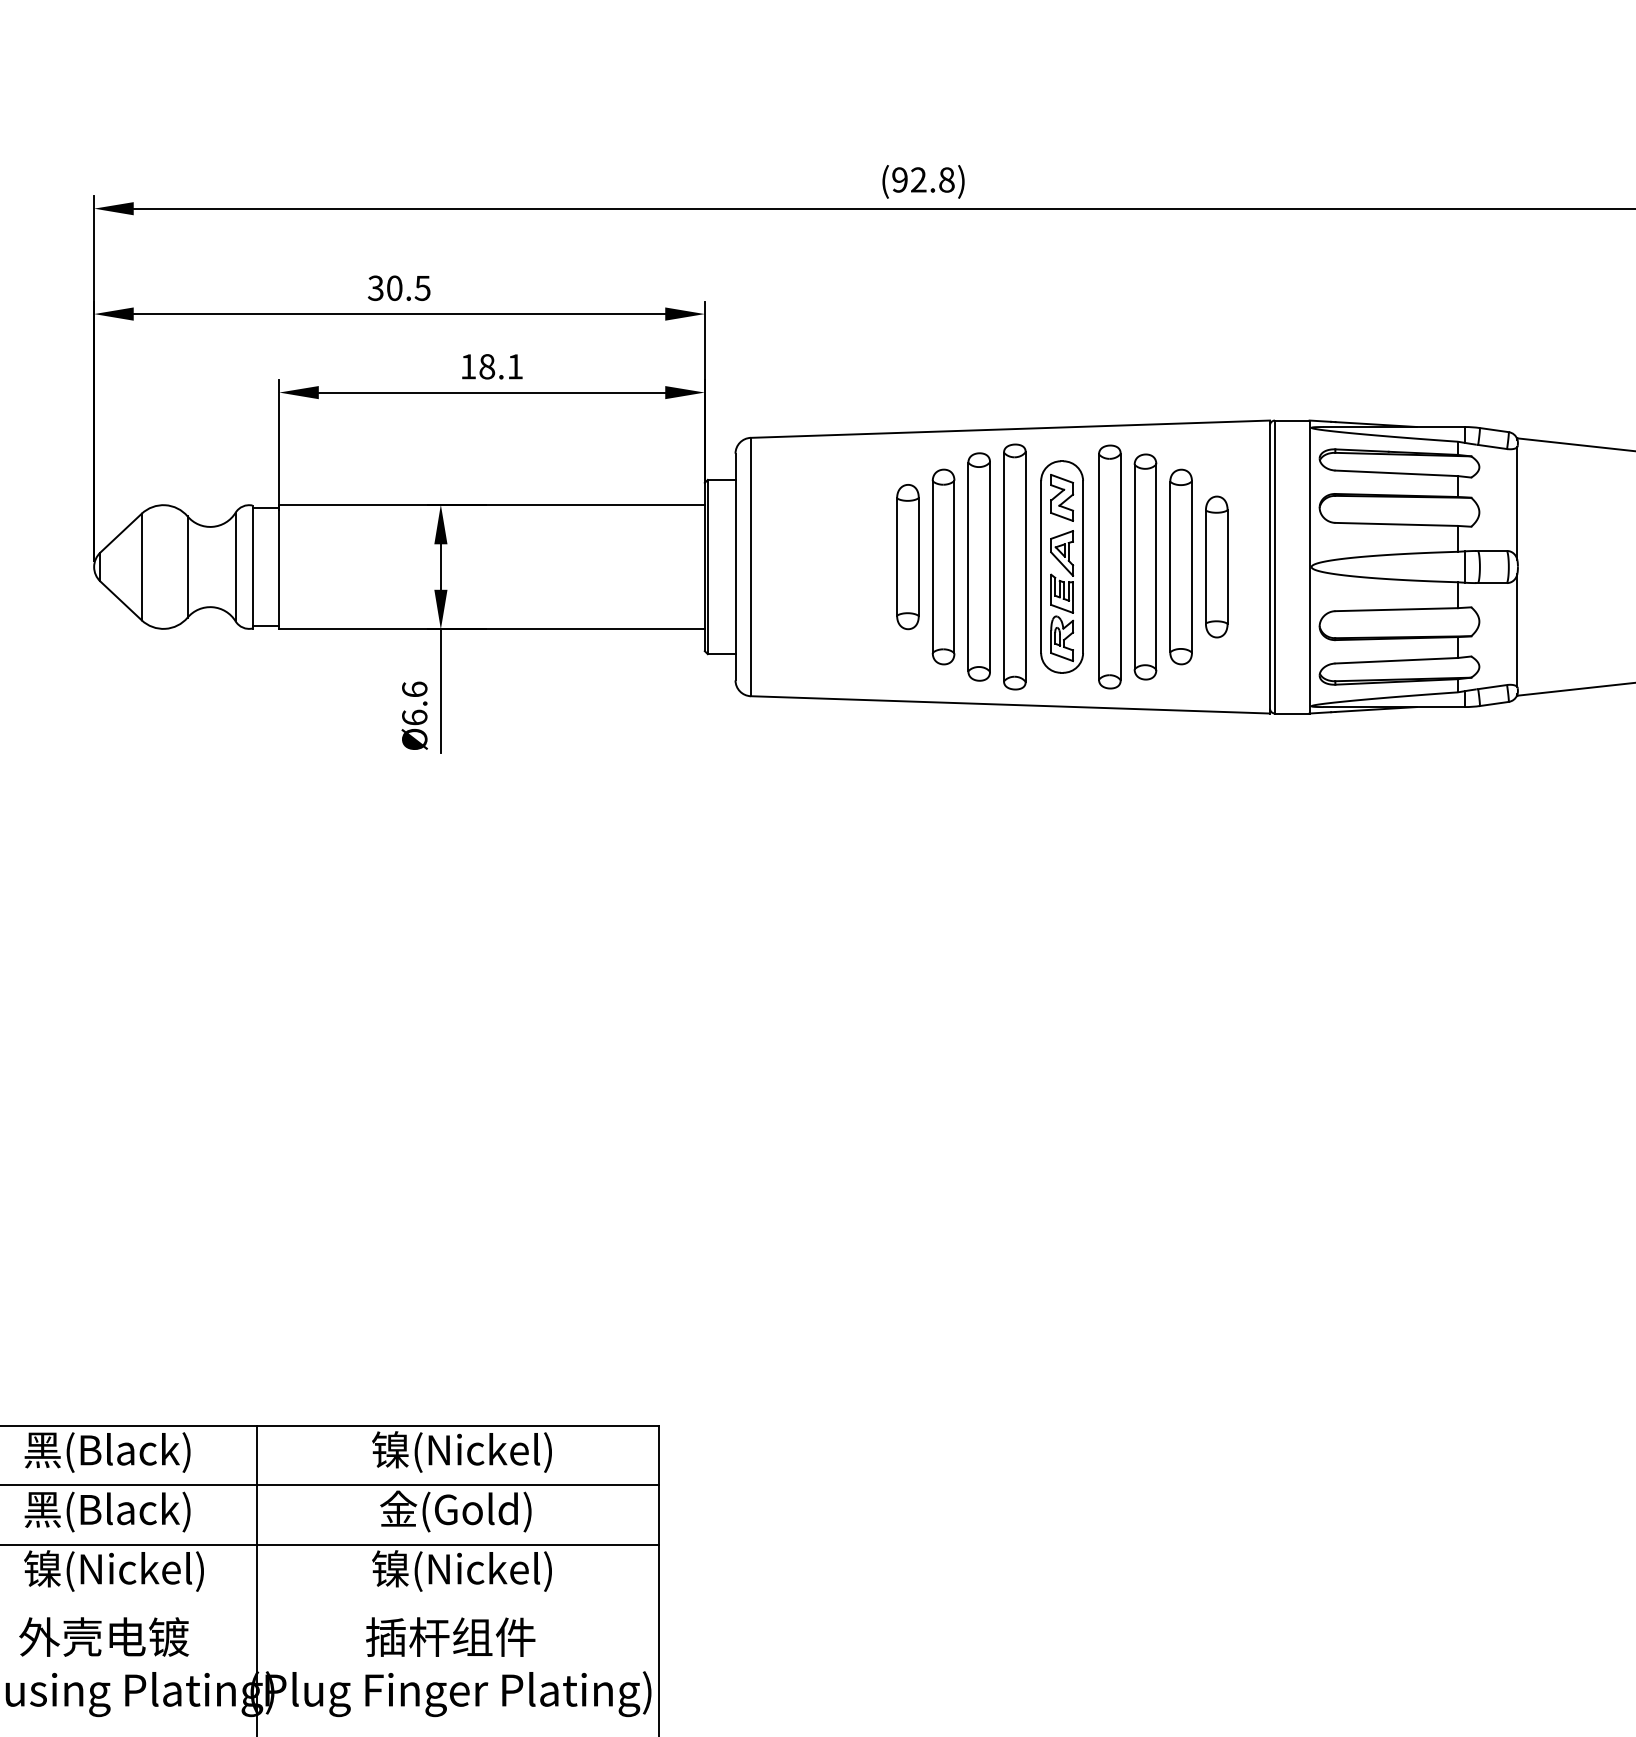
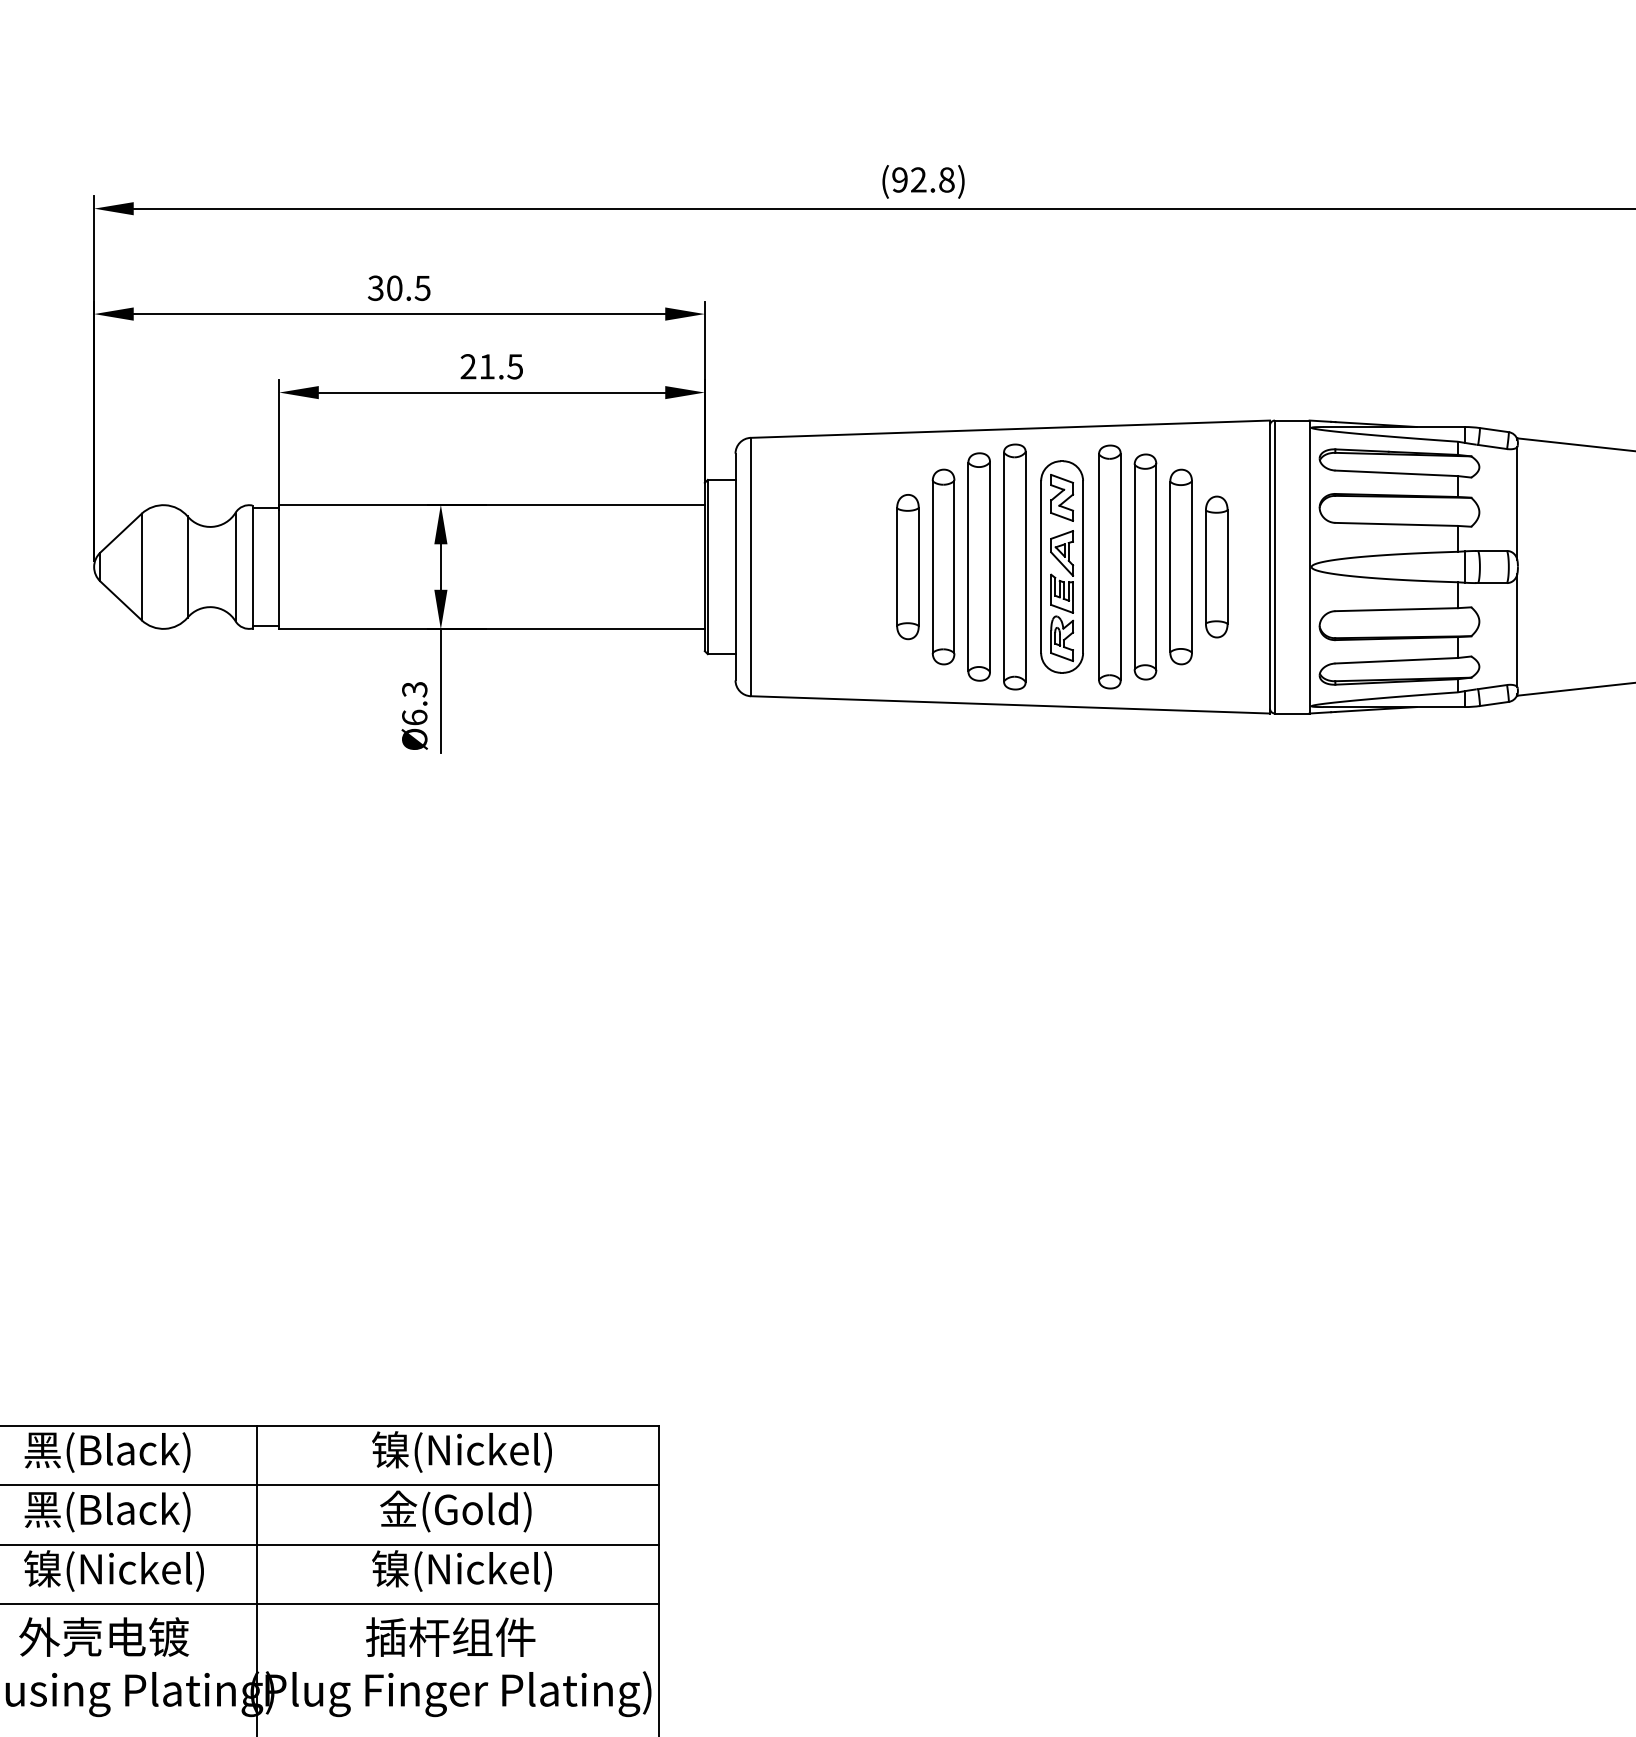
text: 18.1 -> 21.5 (491, 366)
part position: (907, 557) -> (907, 567) (907, 567)
text: Ø6.6 -> Ø6.3 (414, 689)
line: none -> present (330, 1604)
